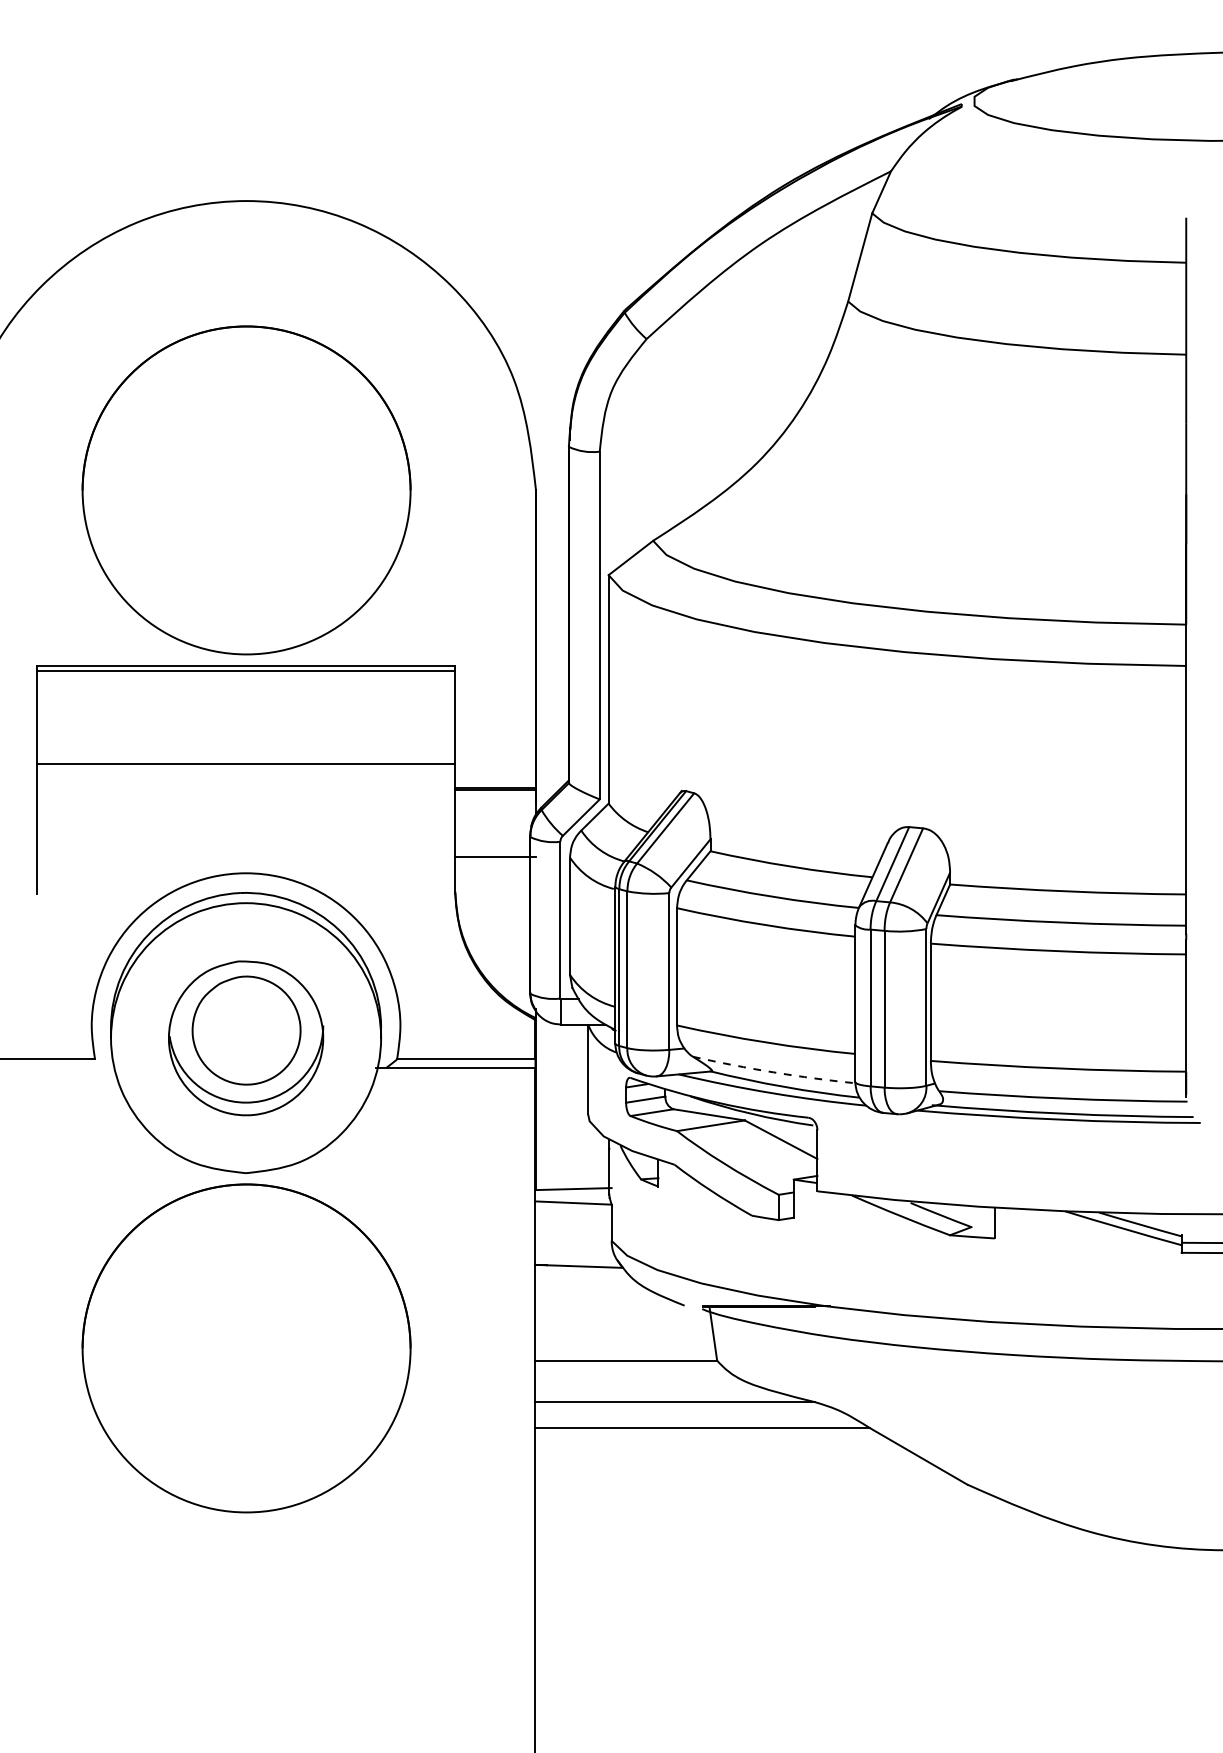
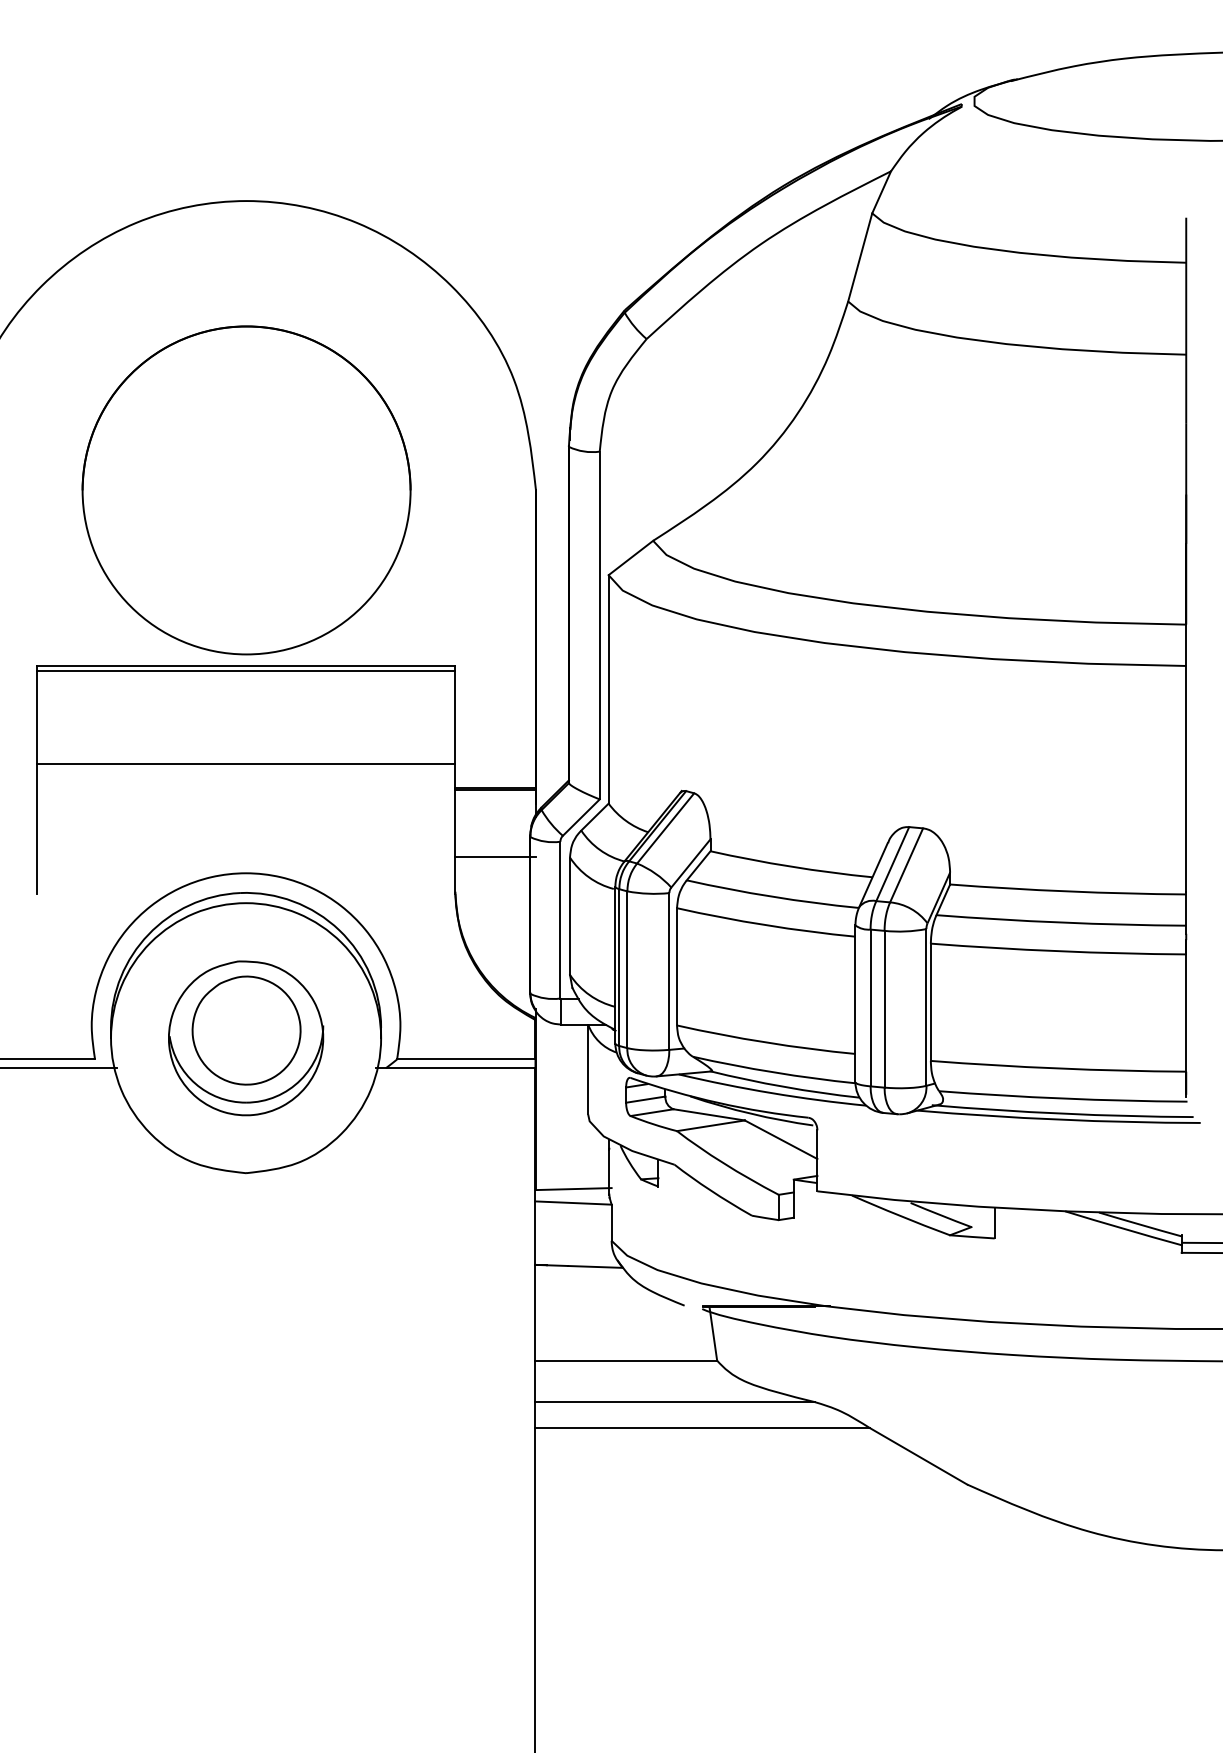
line: none -> present (59, 1068)
arc: dashed -> solid (773, 1072)
part: present -> none (246, 1348)
